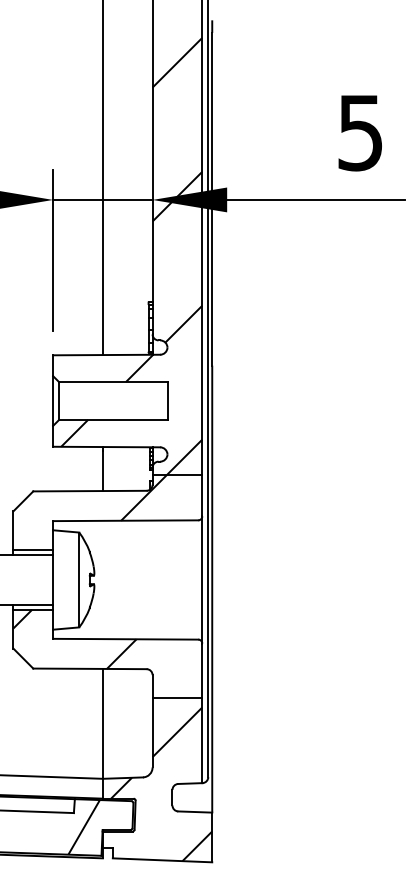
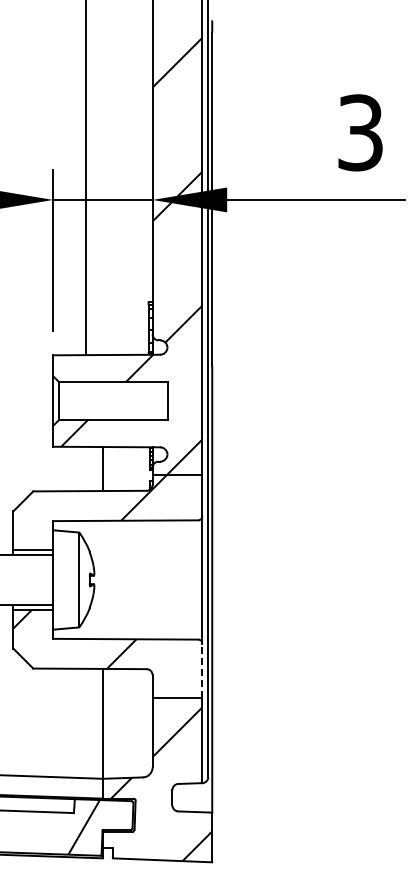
text: 5 -> 3 (360, 132)
line position: (102, 178) -> (85, 178) (85, 178)
line: solid -> dashed (202, 670)
